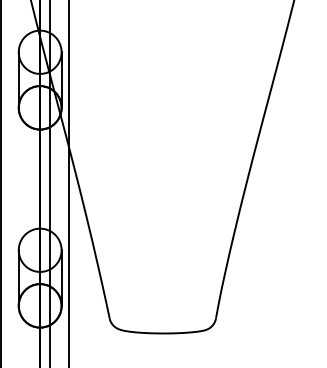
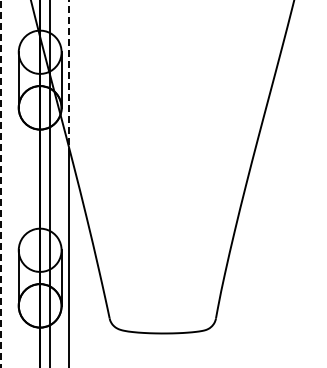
line: solid -> dashed (69, 75)
line: solid -> dashed (0, 184)
